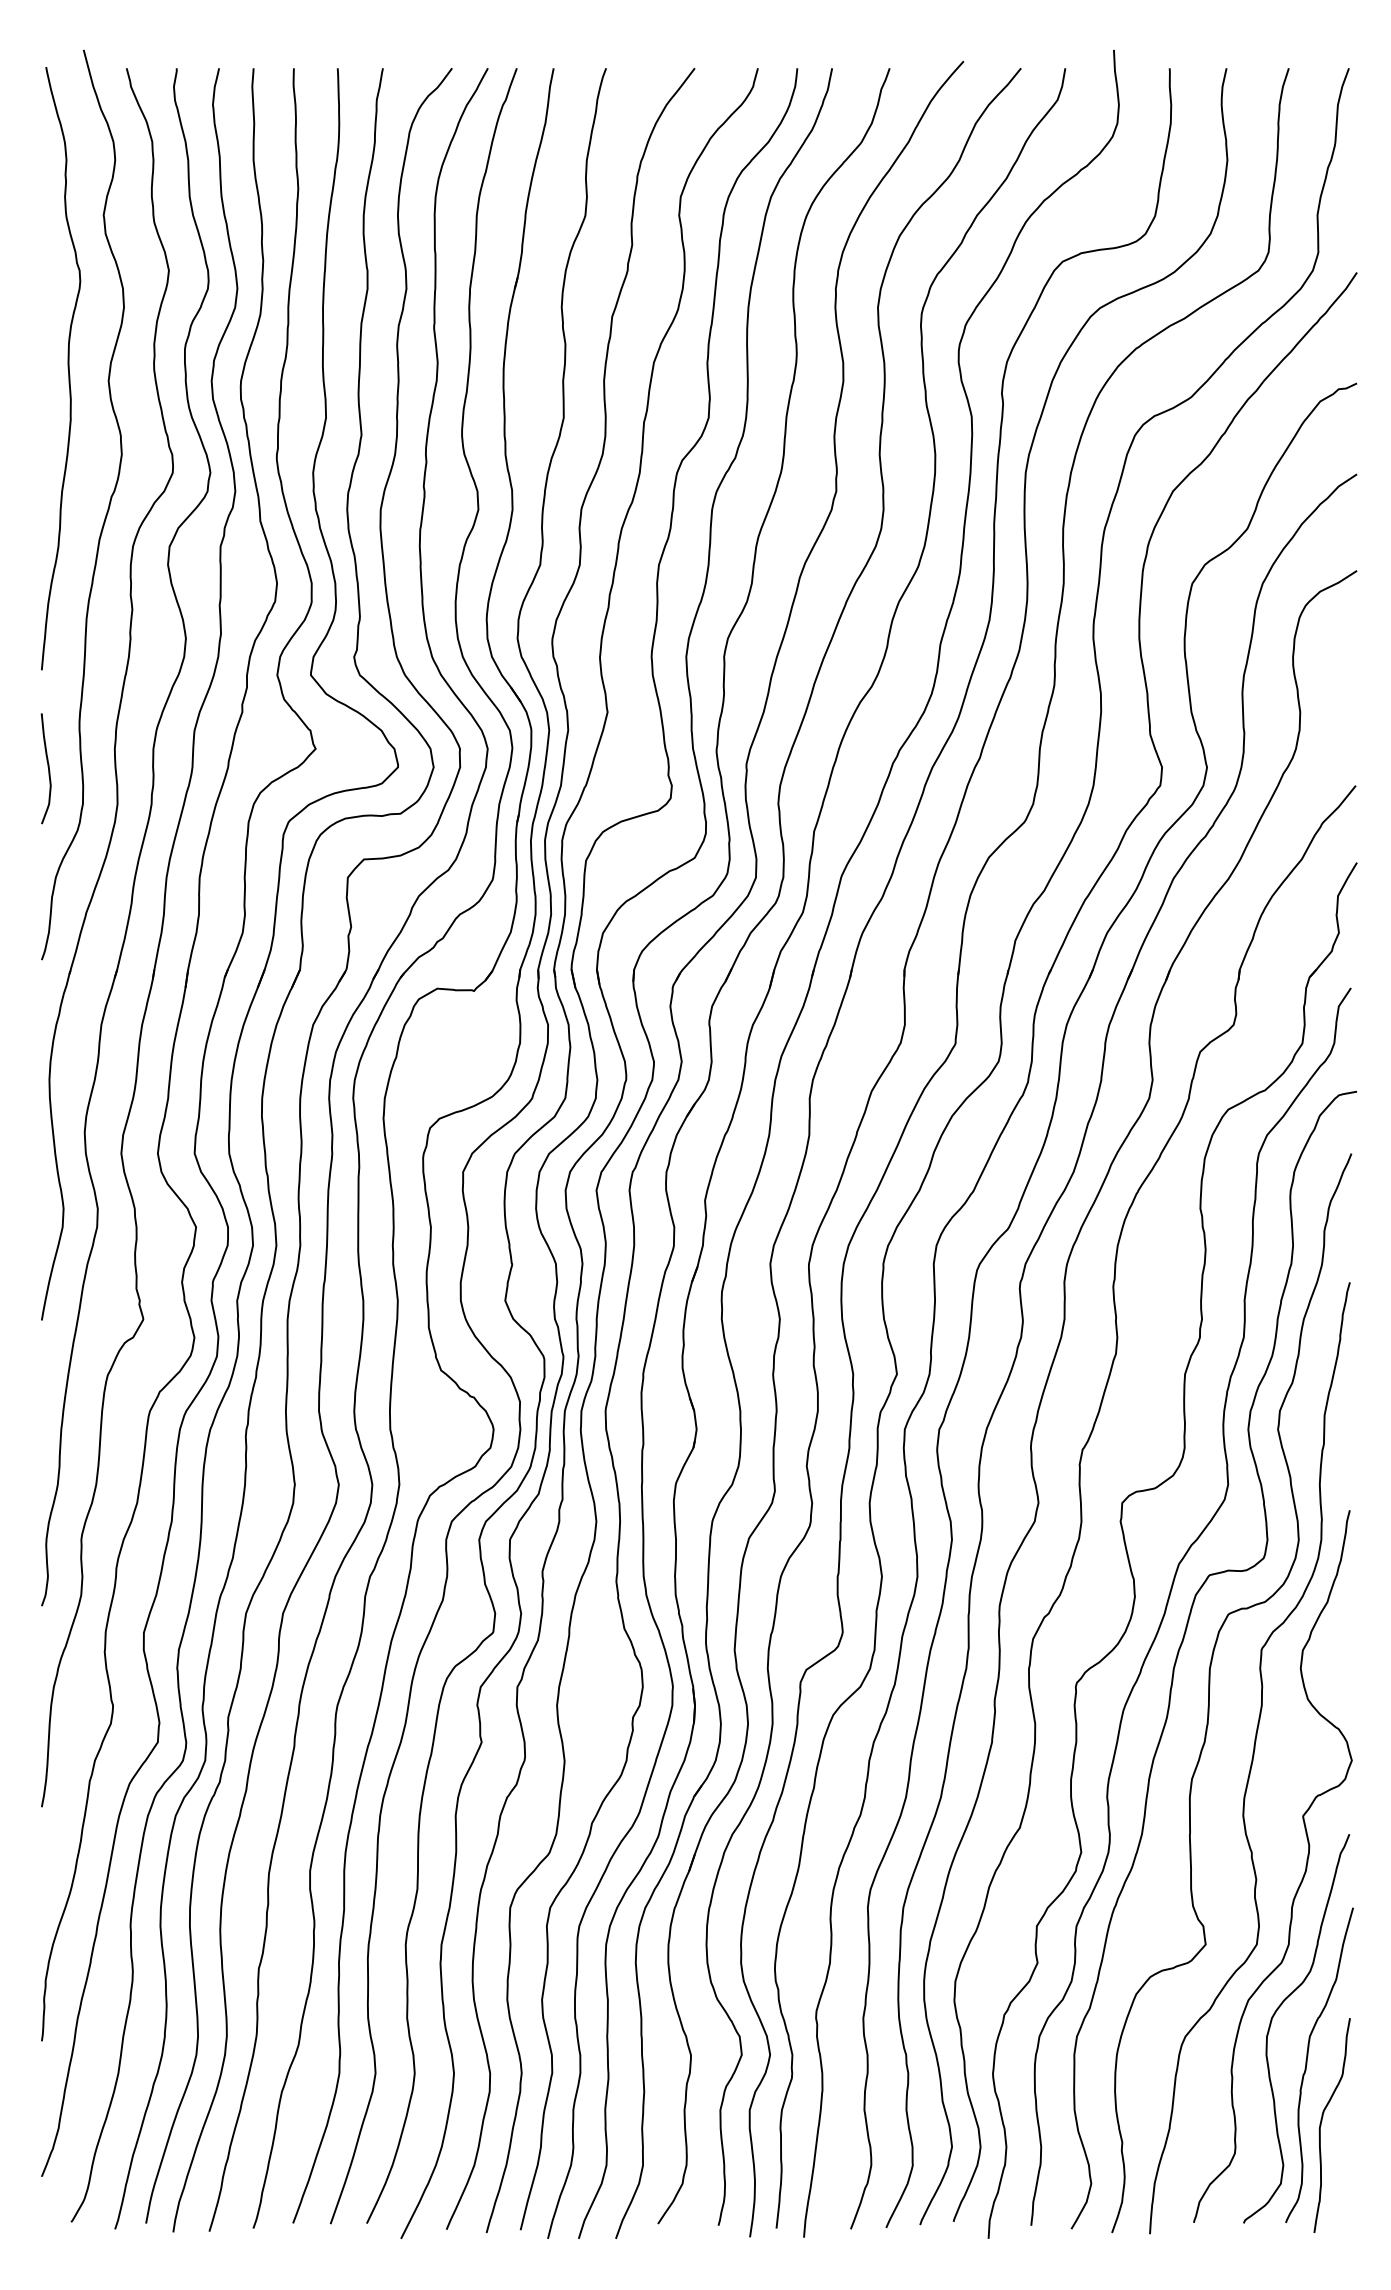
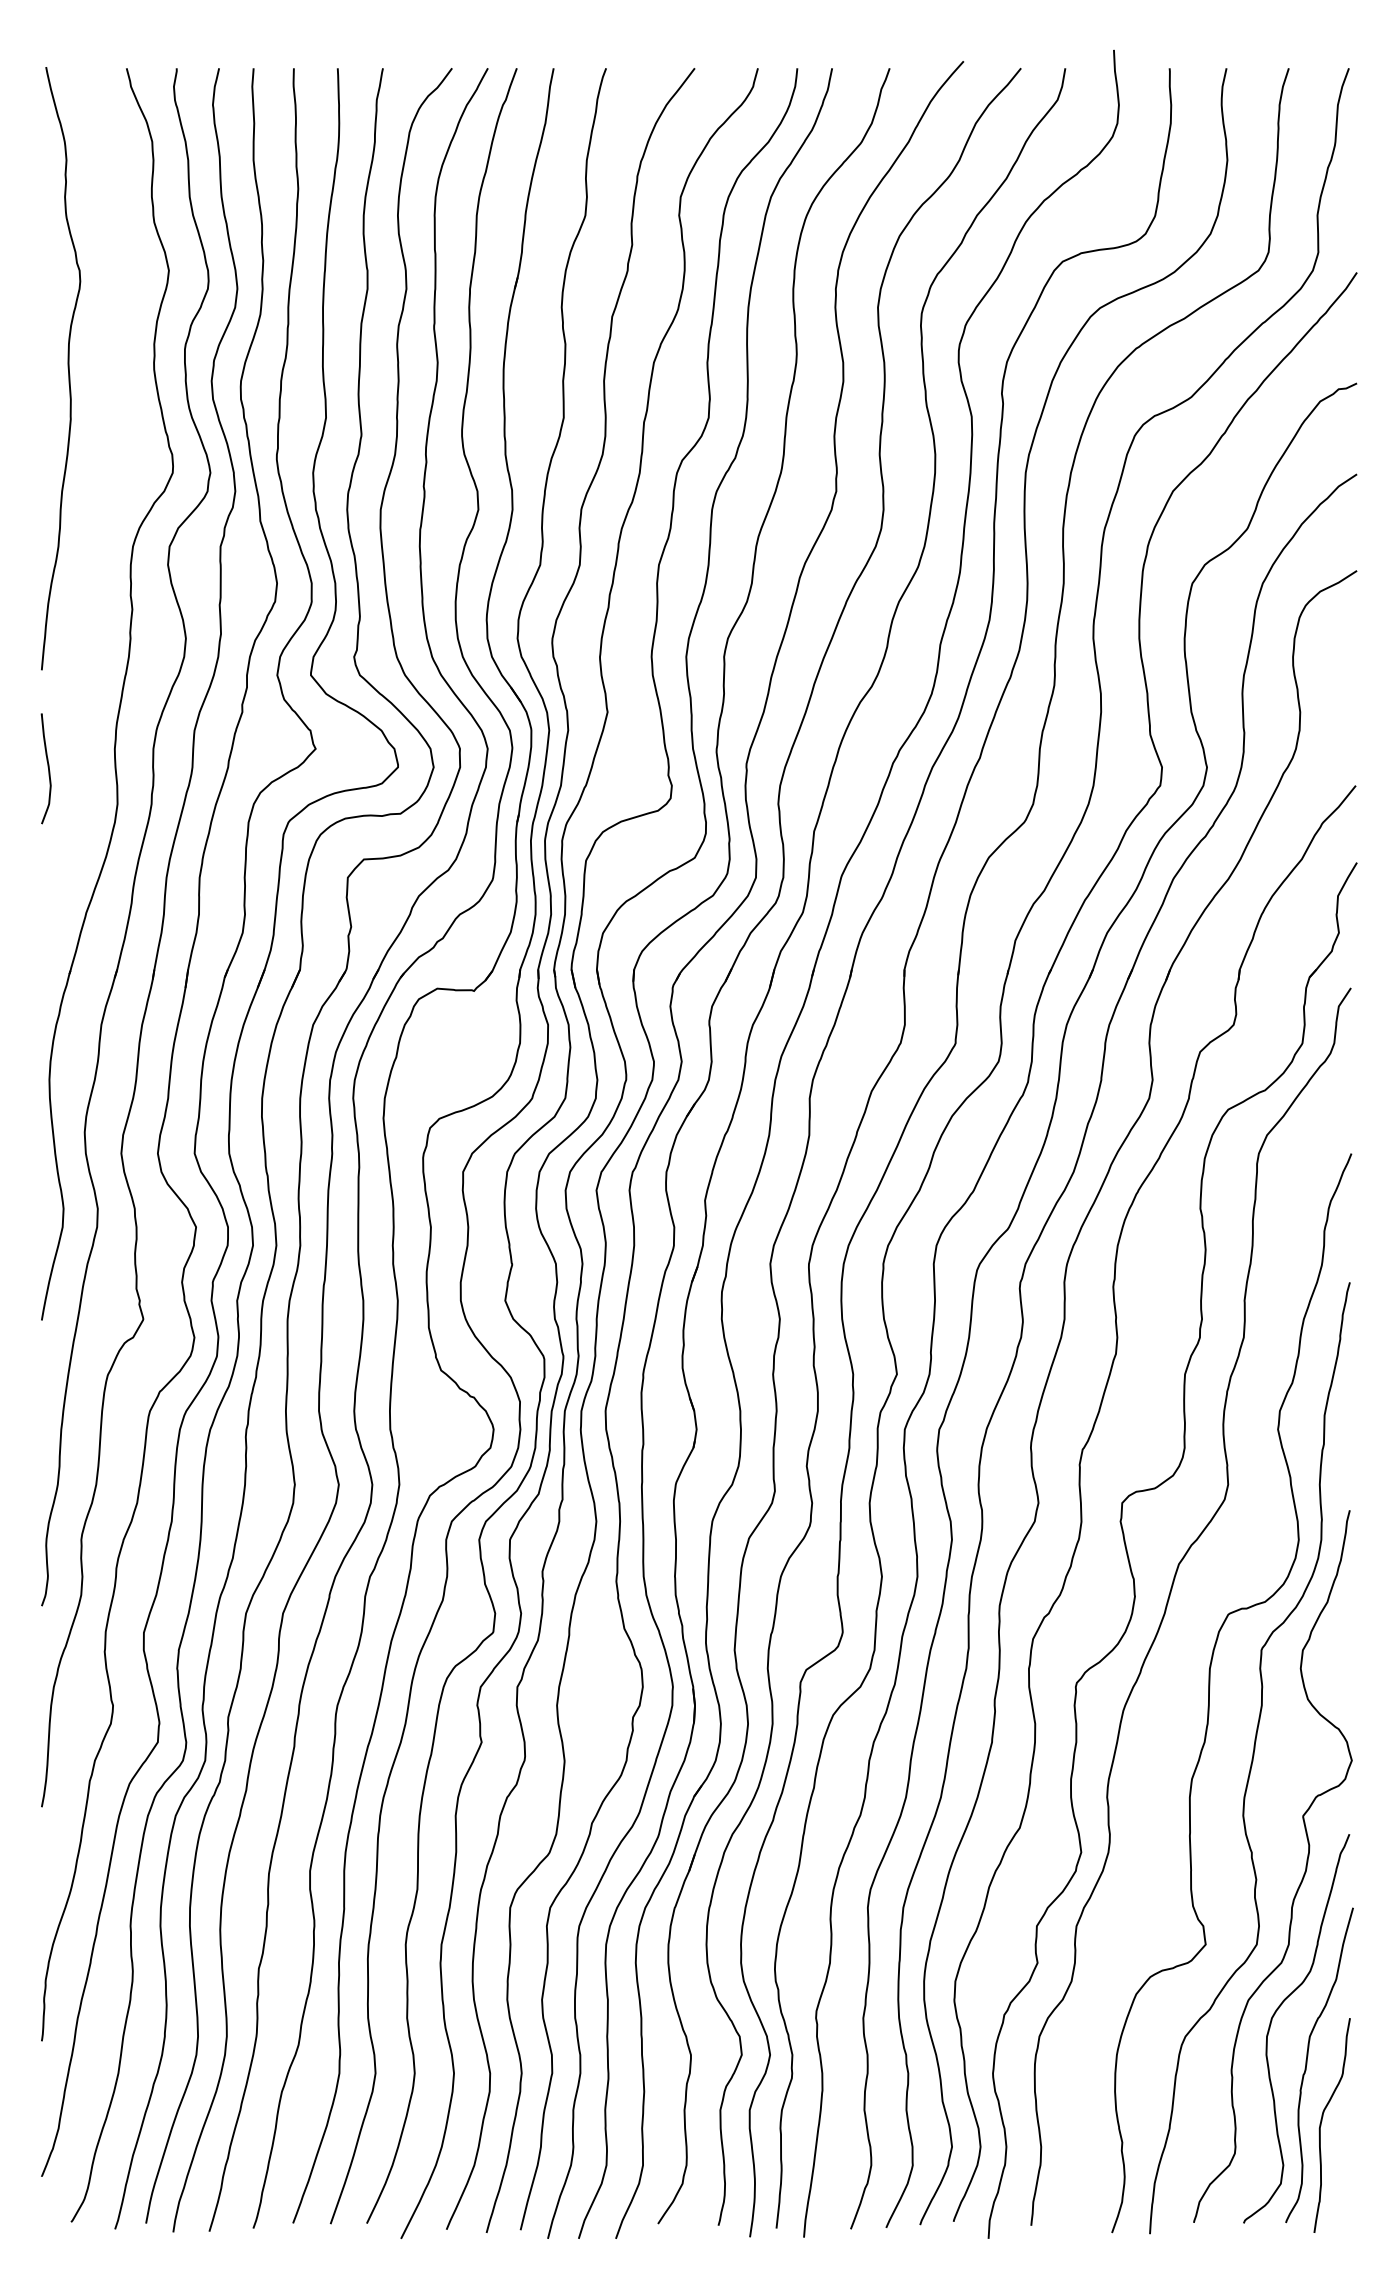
curve: present -> none (106, 511)
curve: present -> none (1182, 1644)
